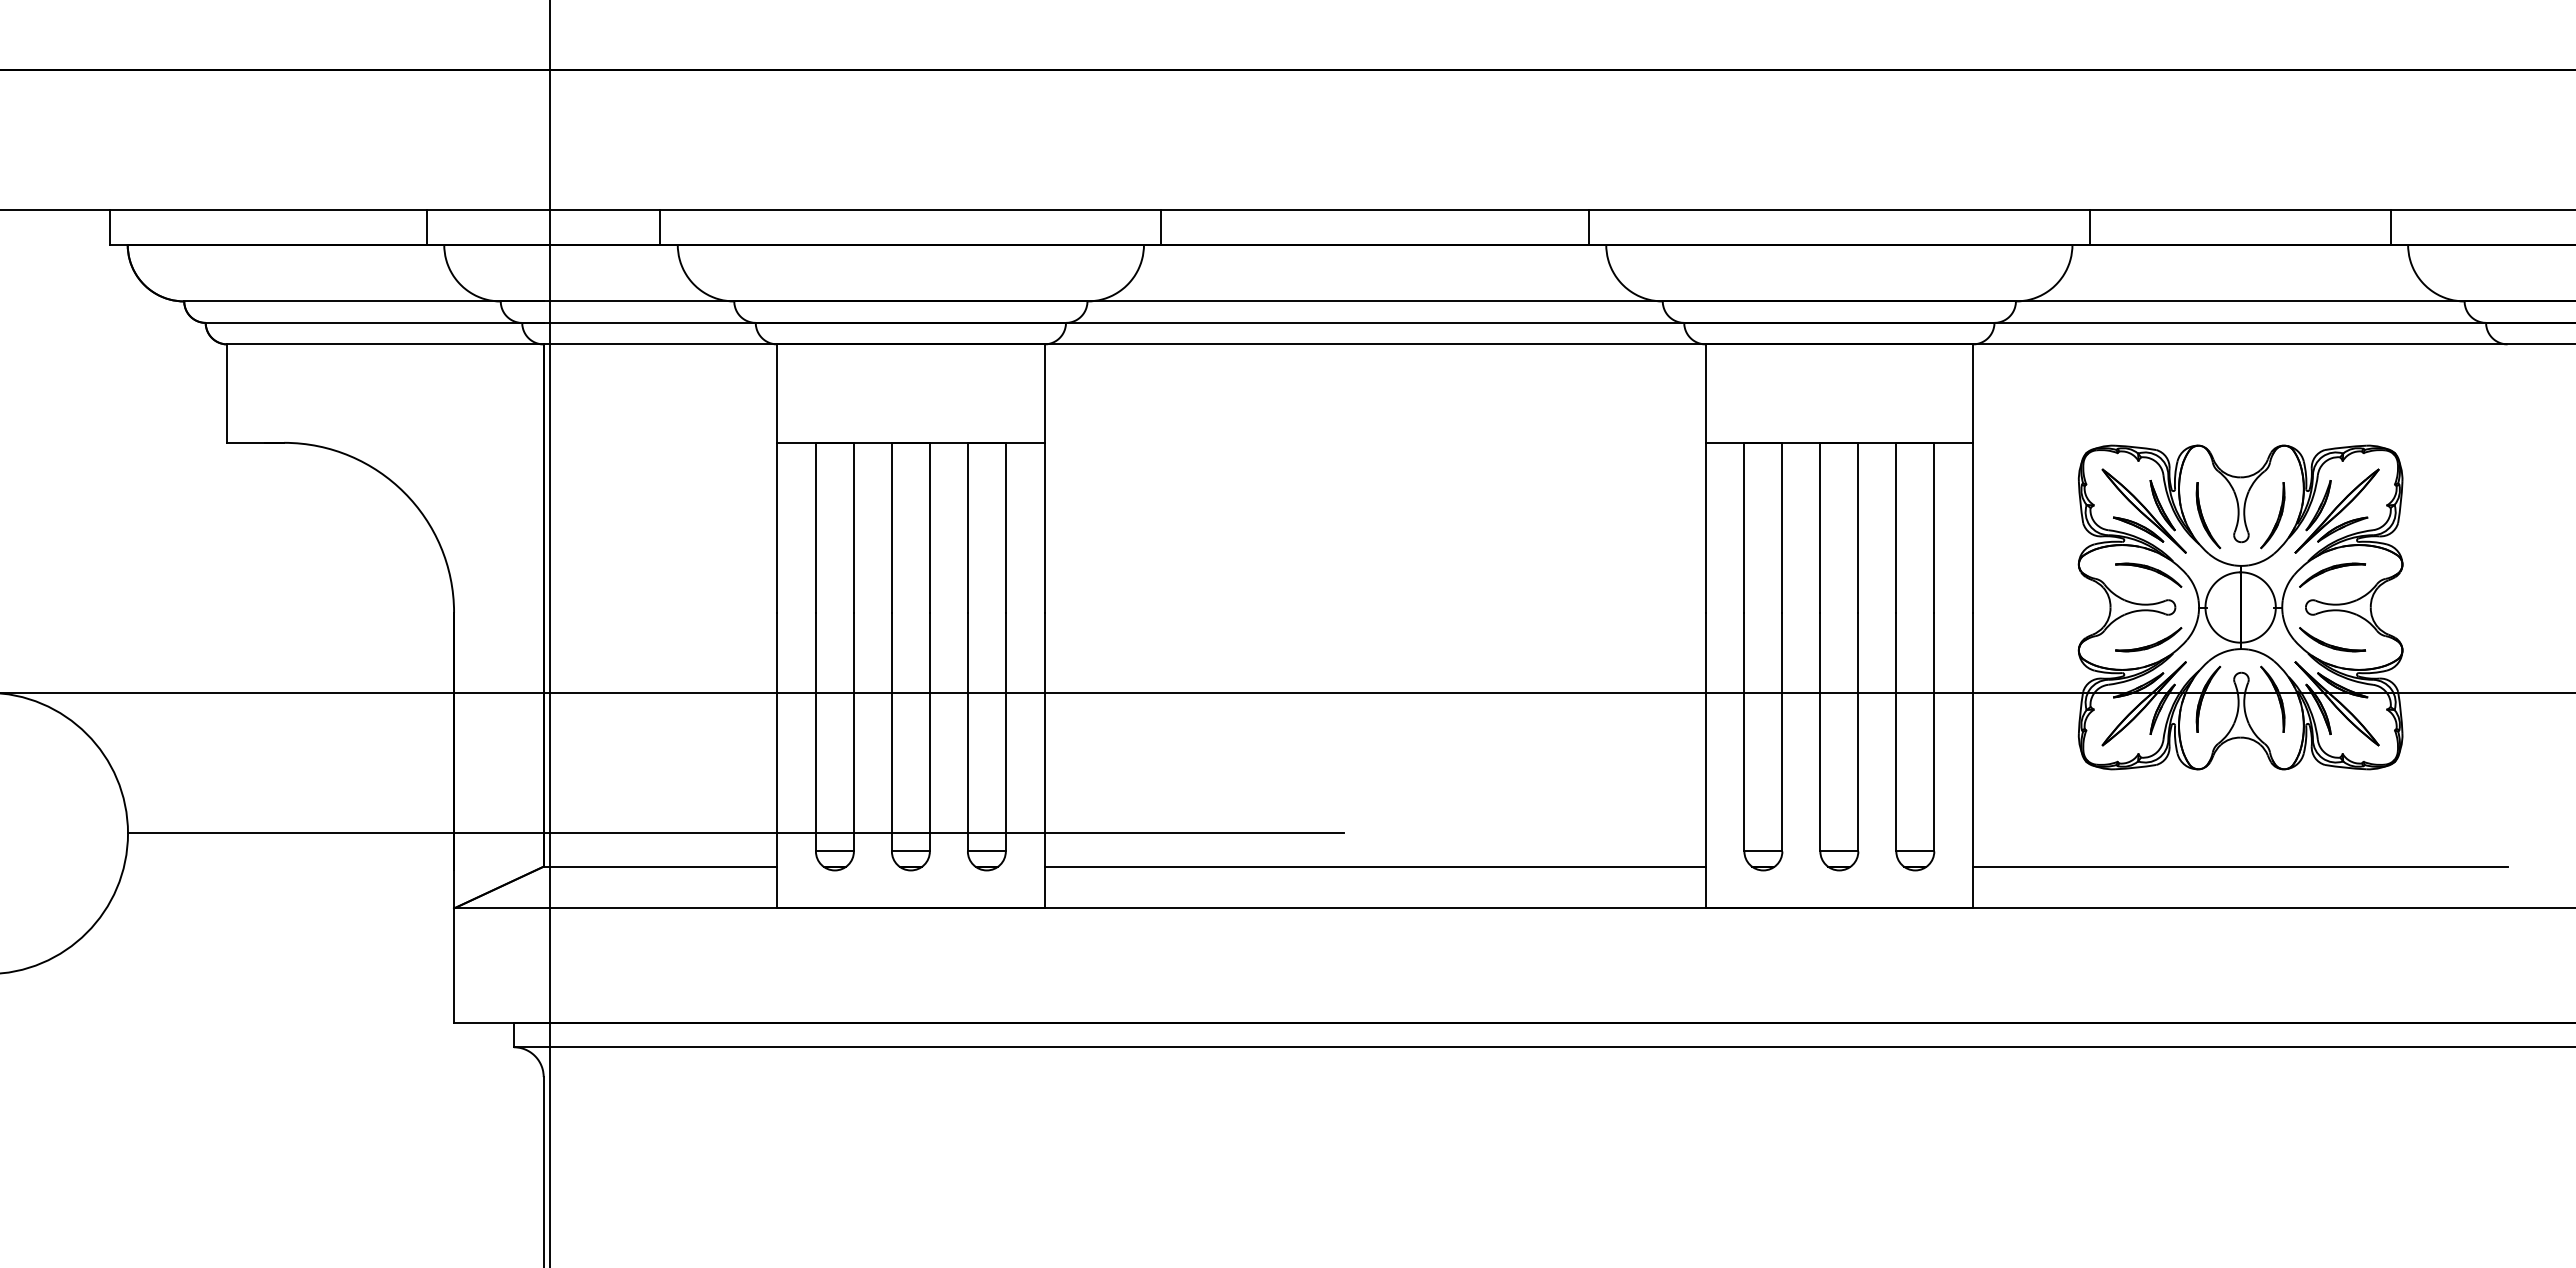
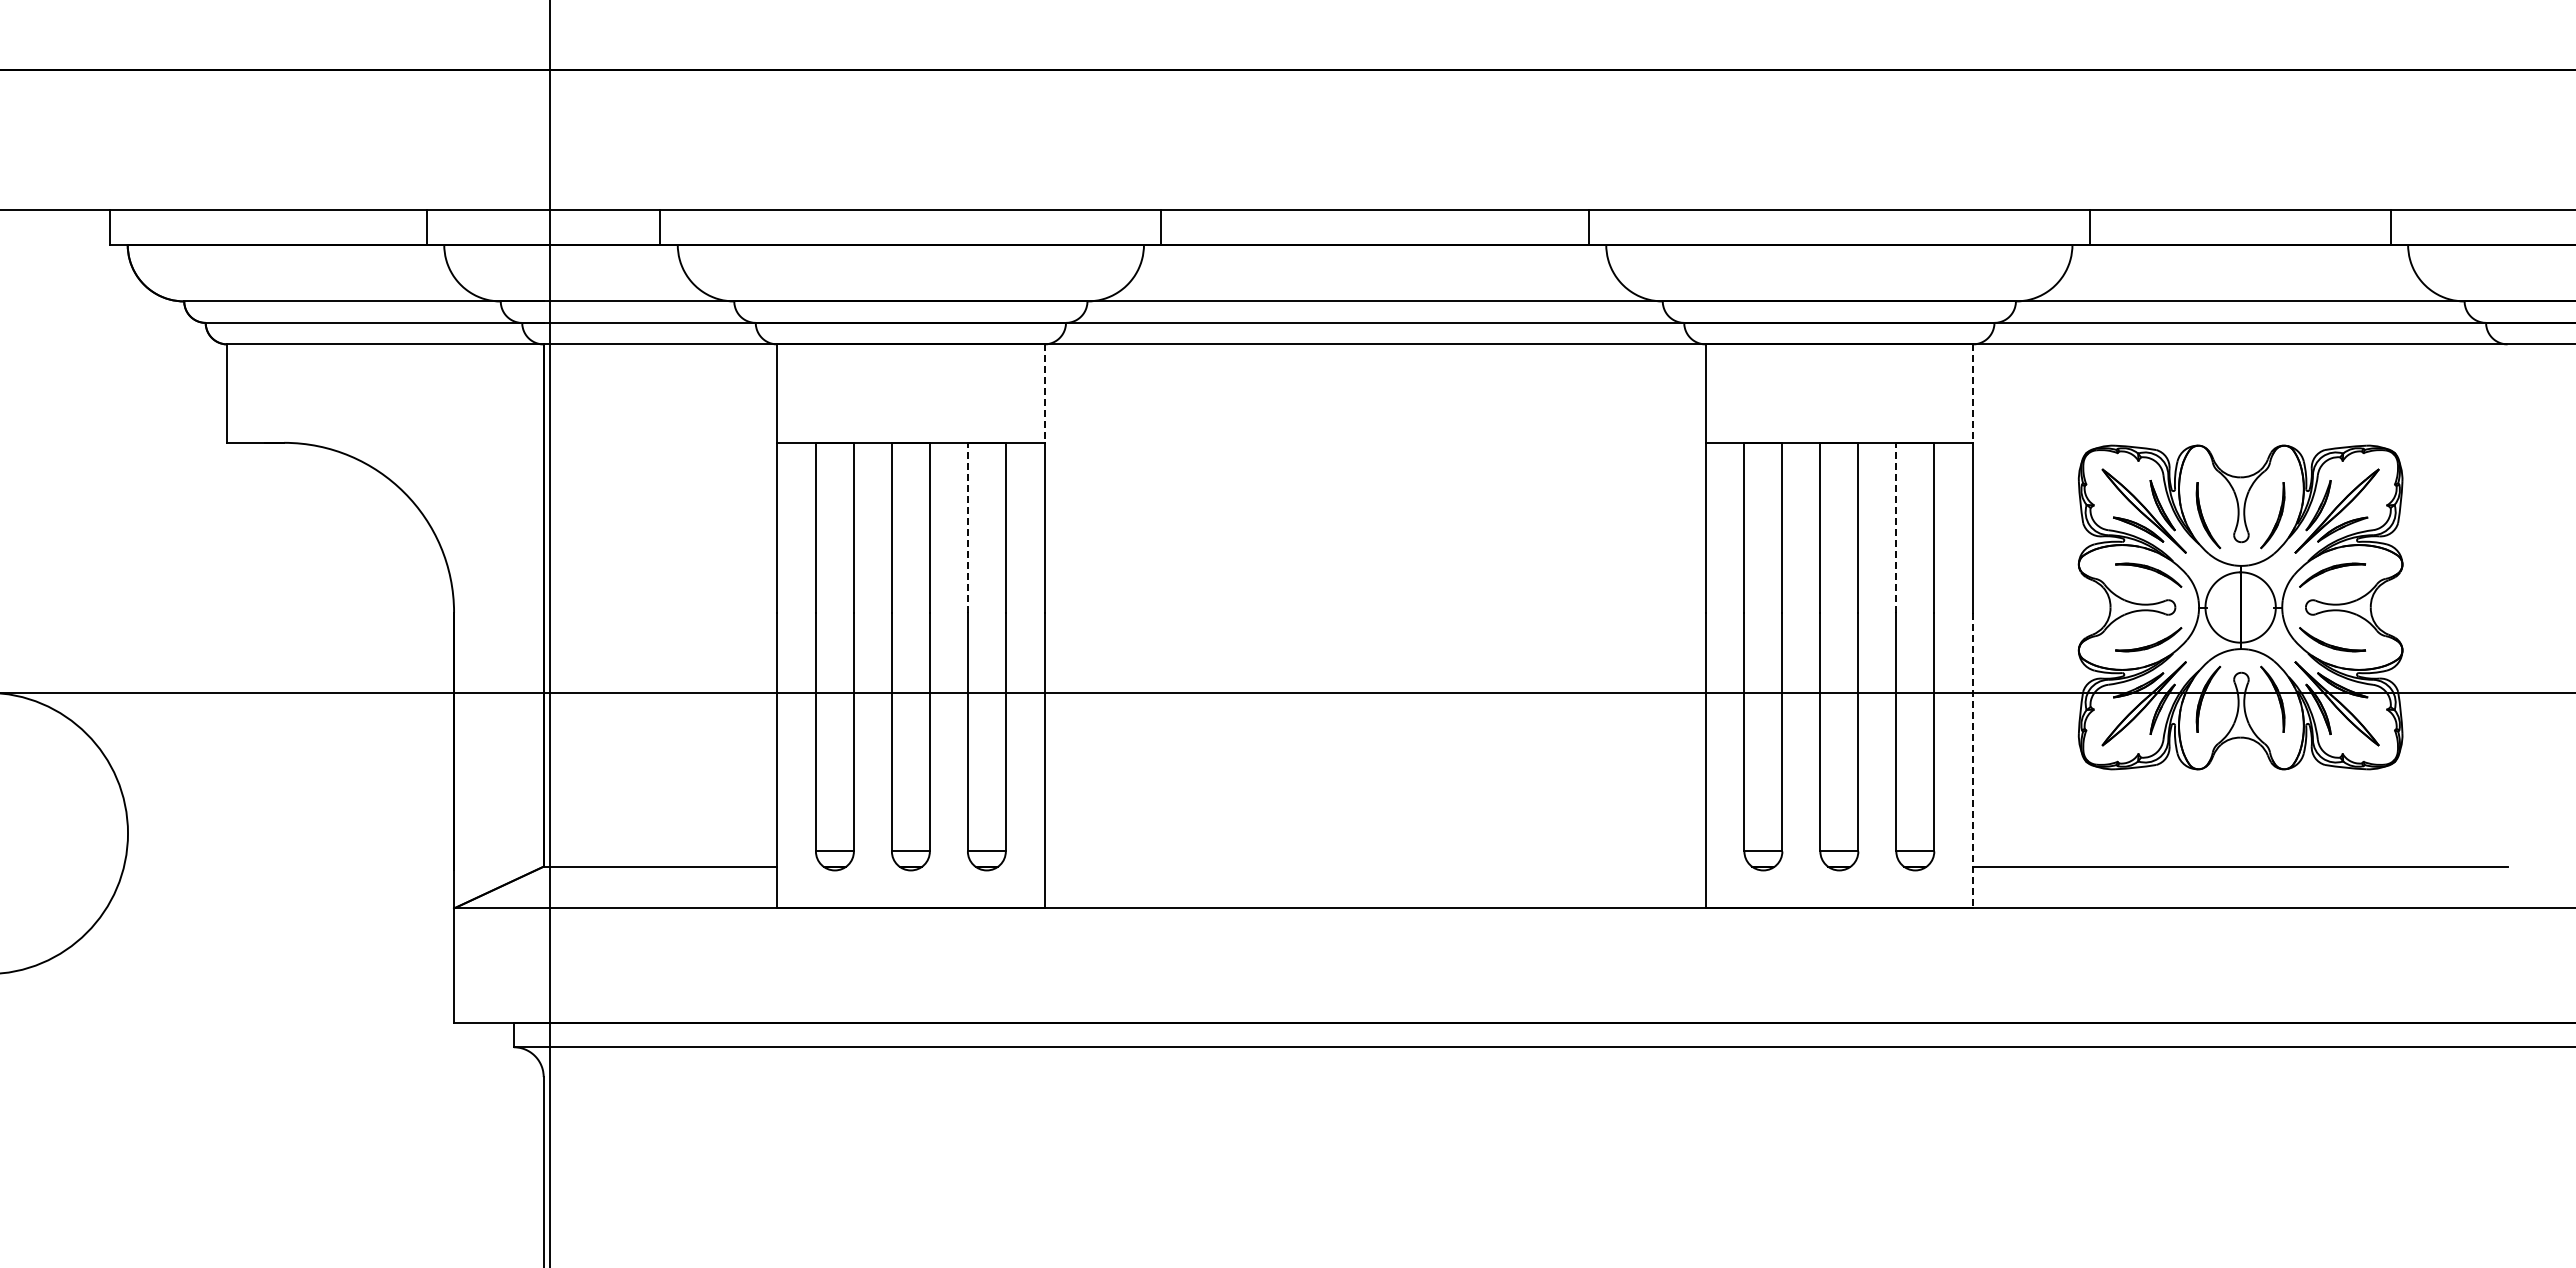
line: solid -> dashed (1044, 394)
line: solid -> dashed (1973, 394)
line: solid -> dashed (967, 527)
line: solid -> dashed (1896, 527)
line: solid -> dashed (1973, 760)
line: present -> none (736, 833)
line: present -> none (1374, 866)
